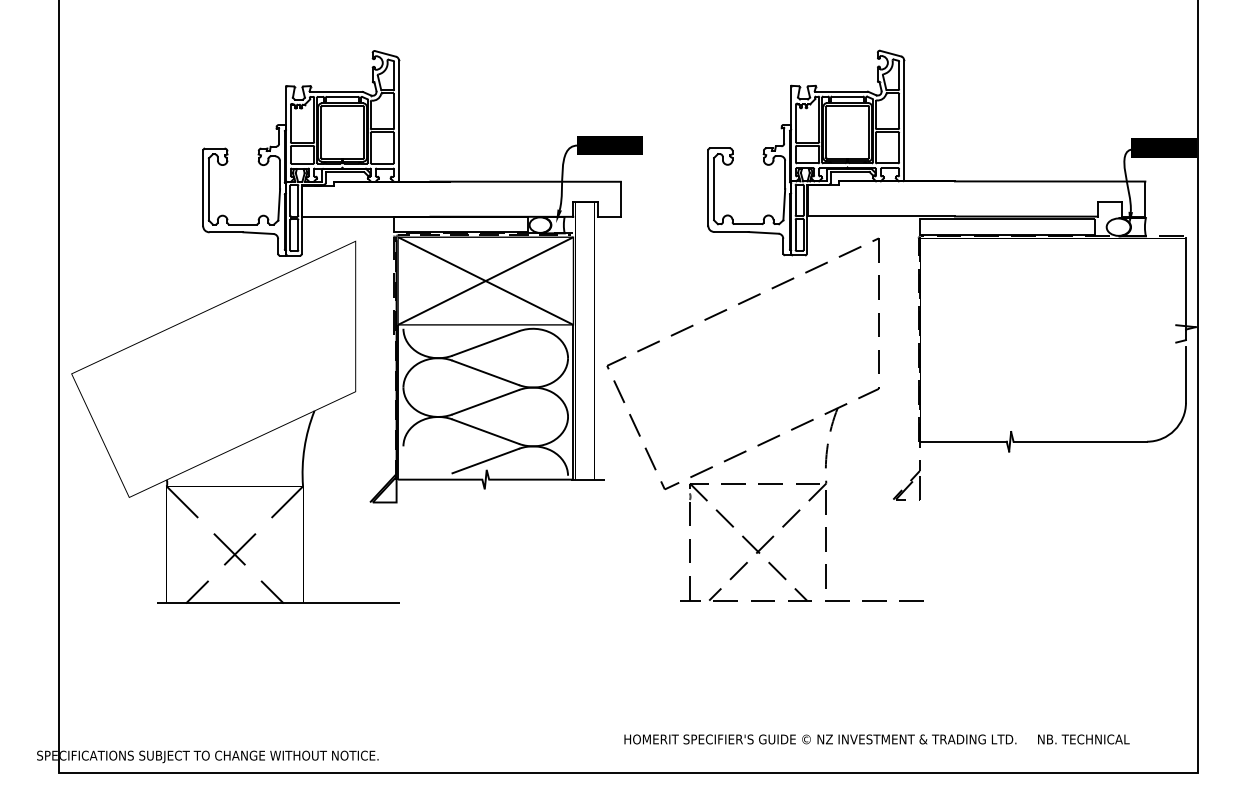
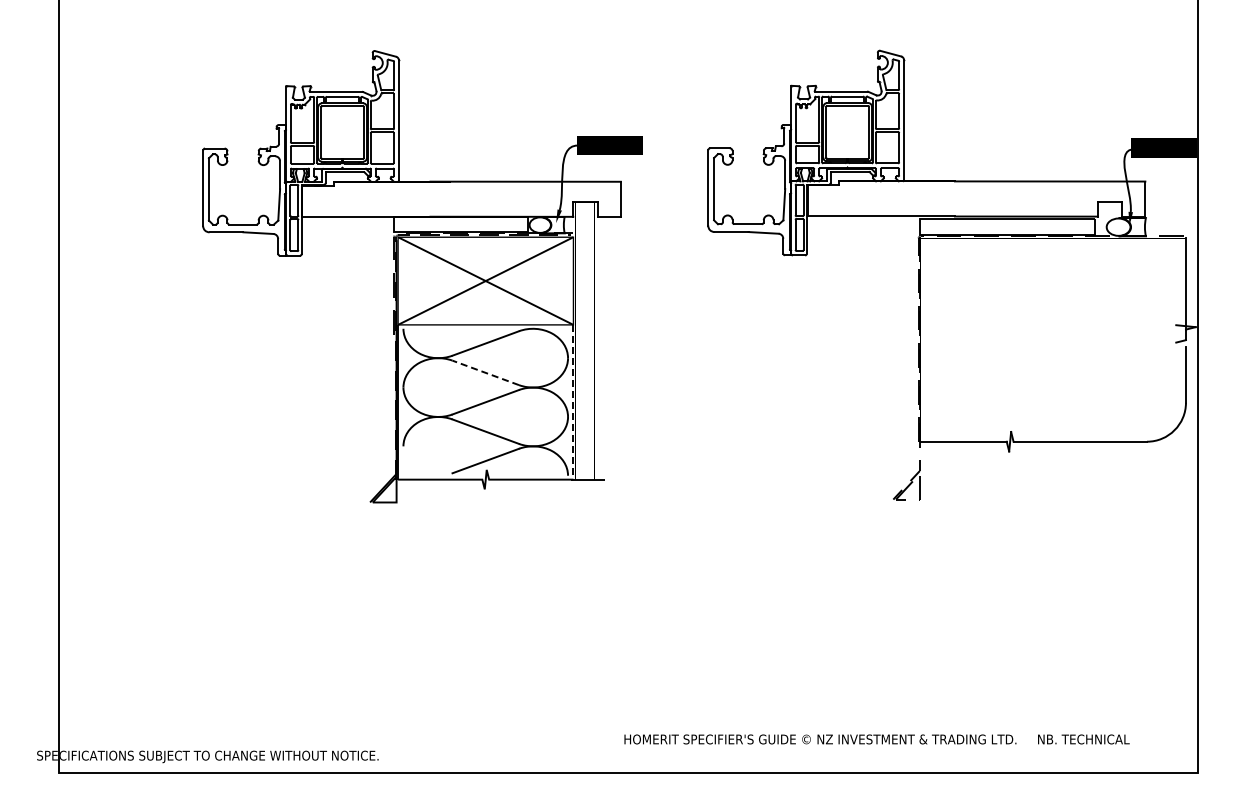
line: solid -> dashed (485, 372)
line: solid -> dashed (573, 402)
part: present -> none (235, 421)
part: present -> none (772, 437)
